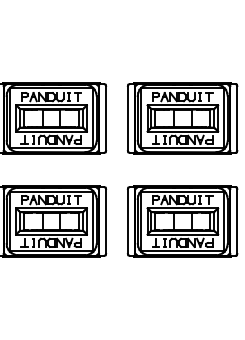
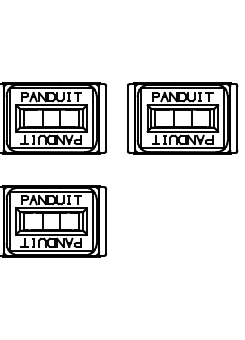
part: present -> none (182, 221)
